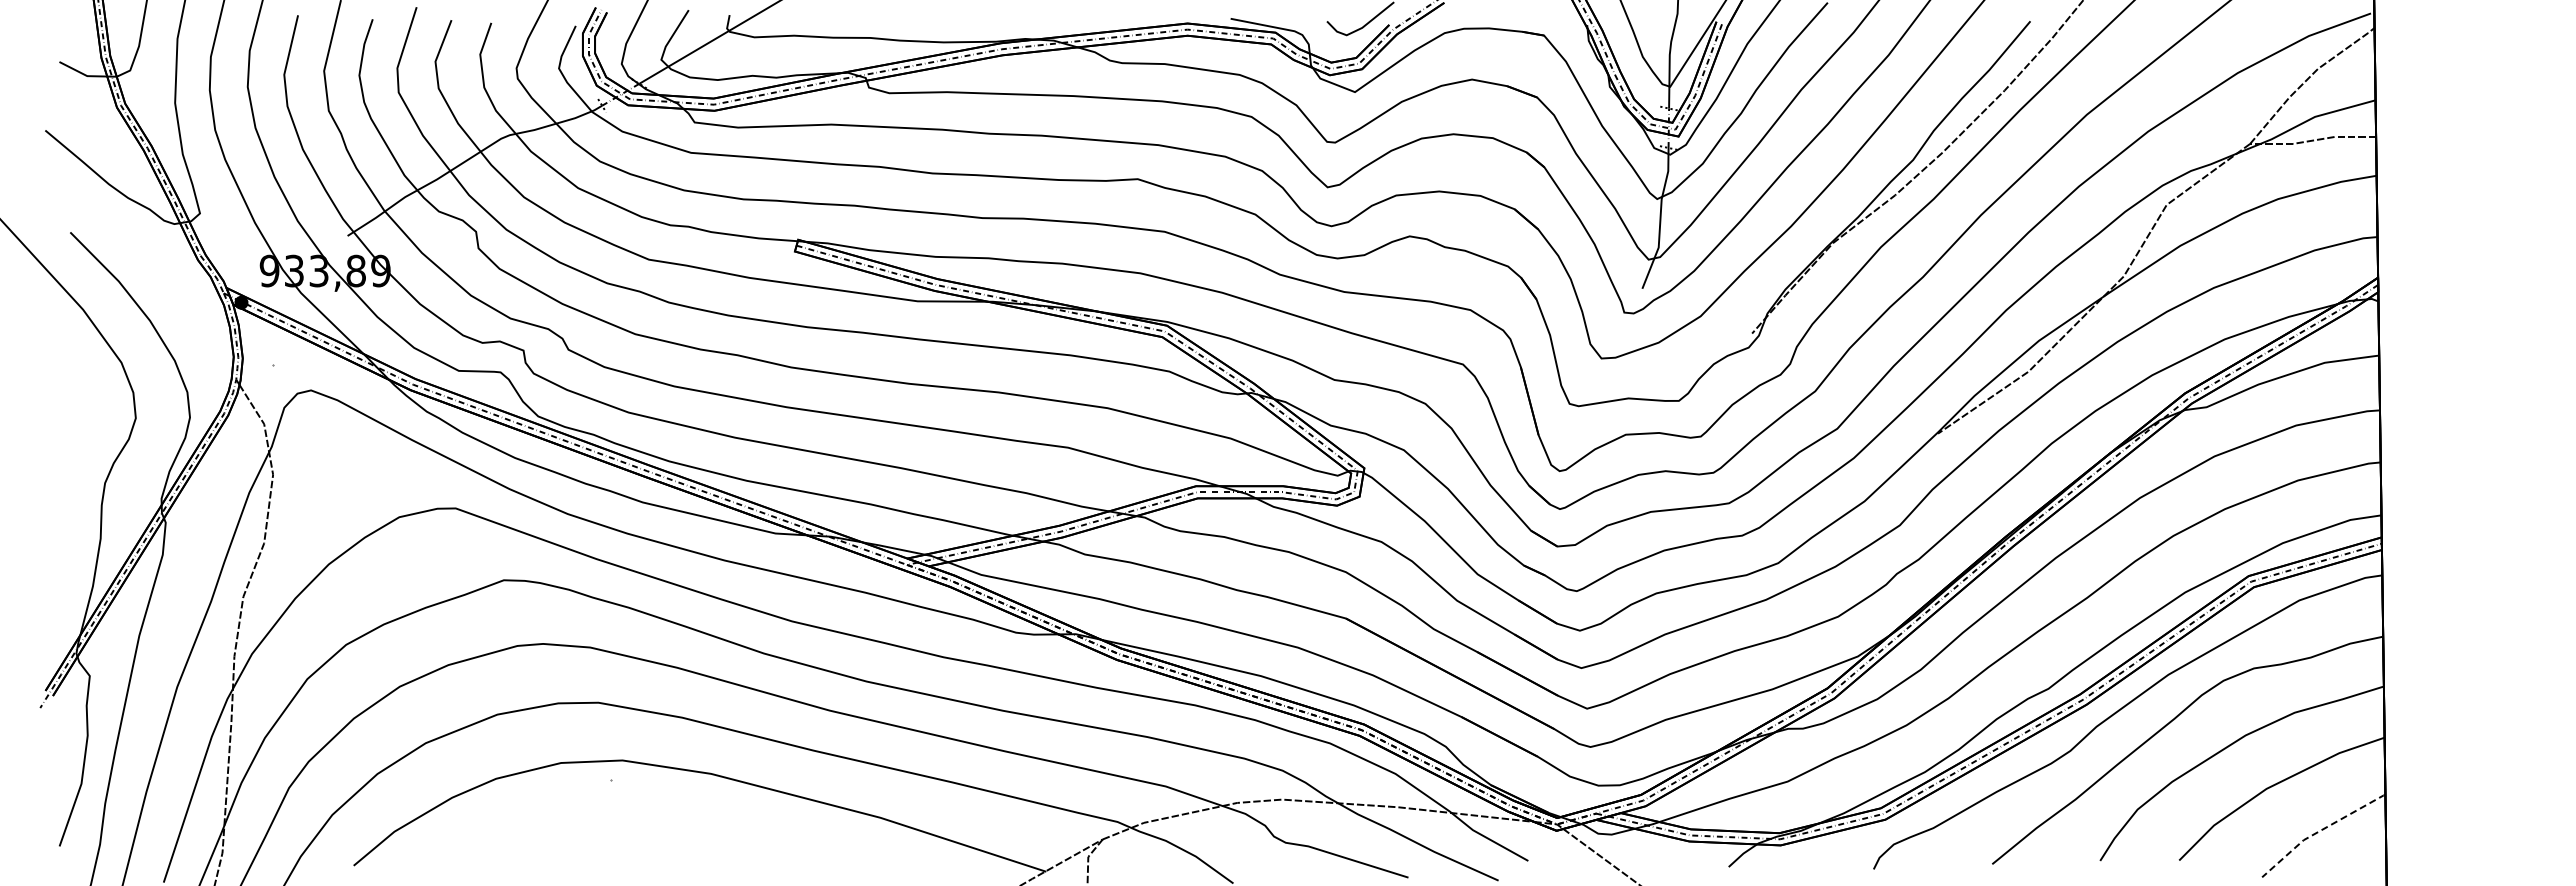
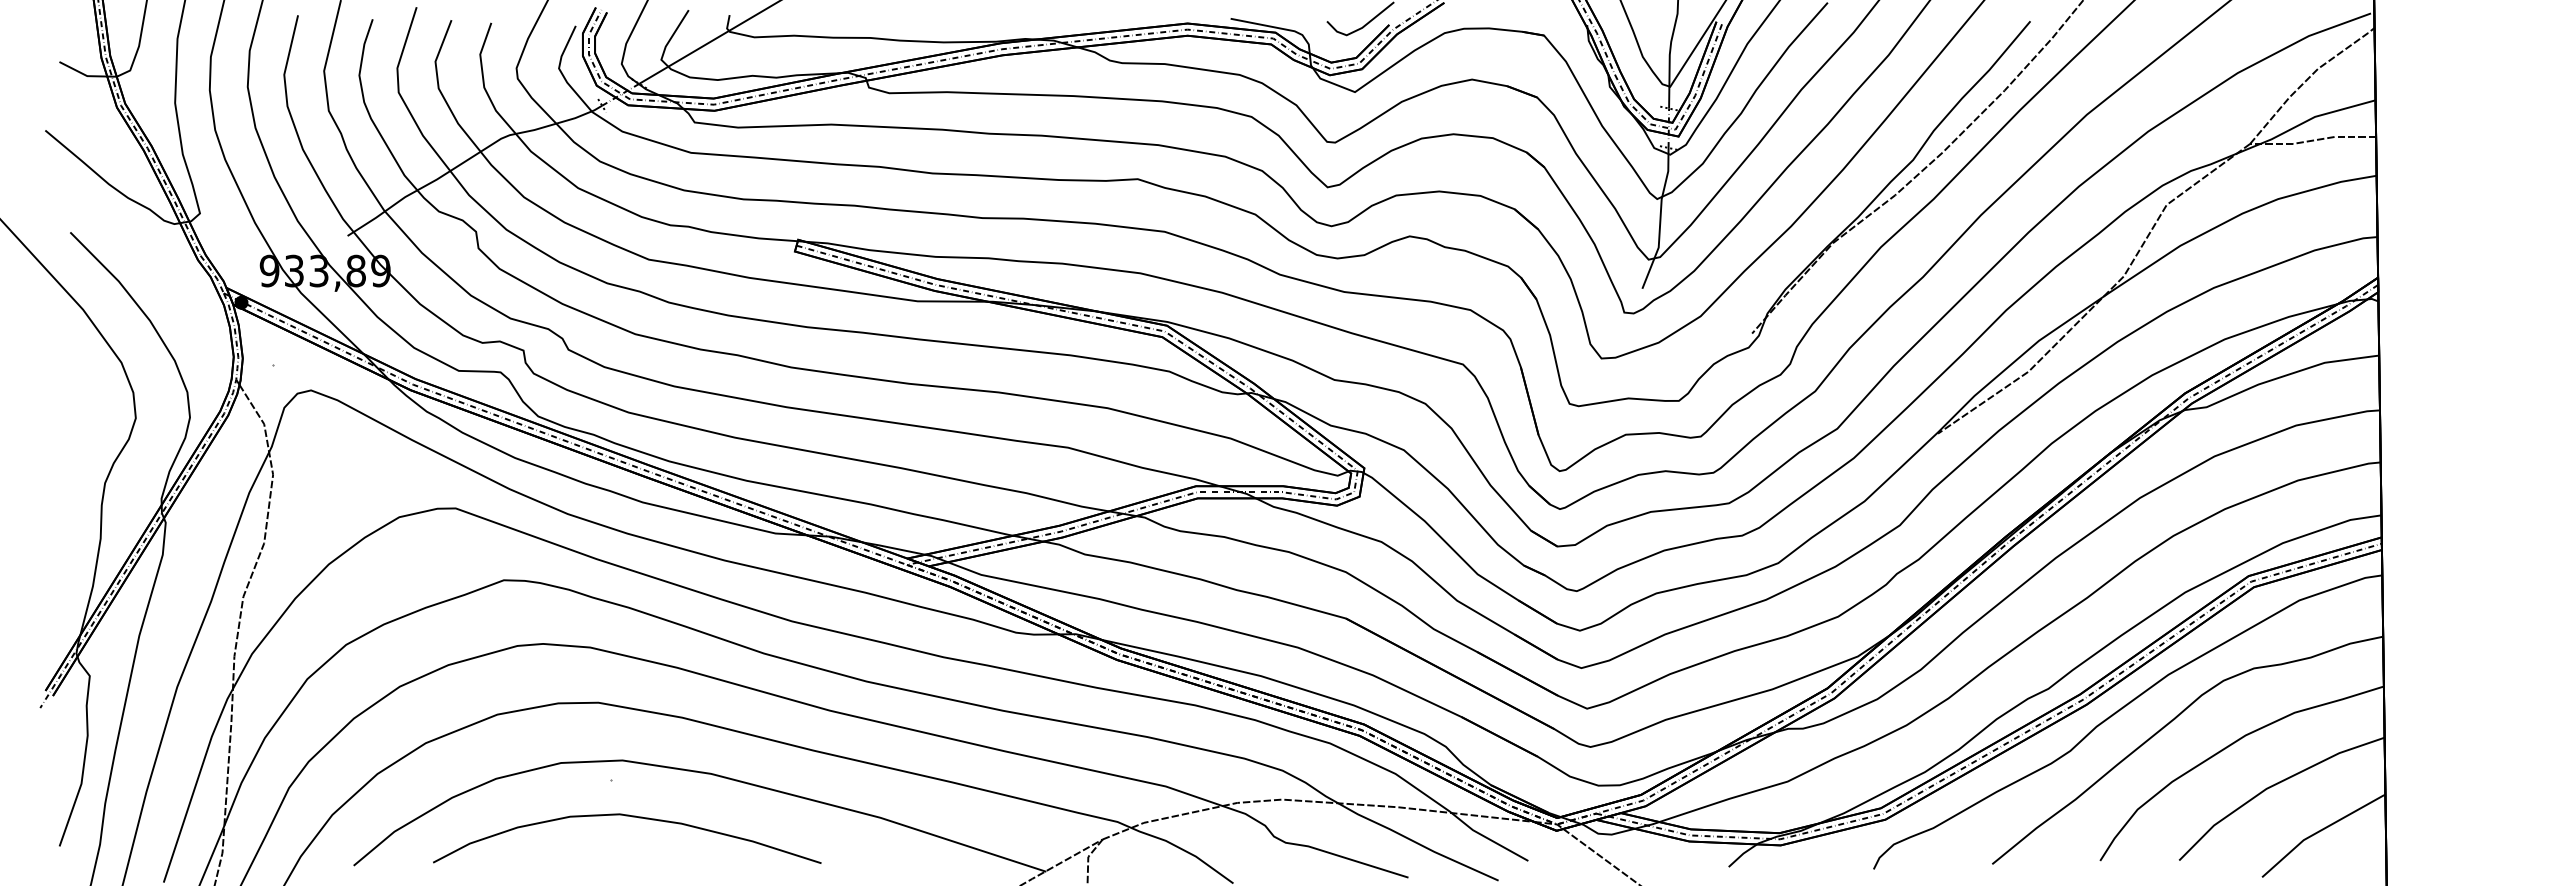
curve: none -> present (632, 817)
line: dashed -> solid (2320, 830)
